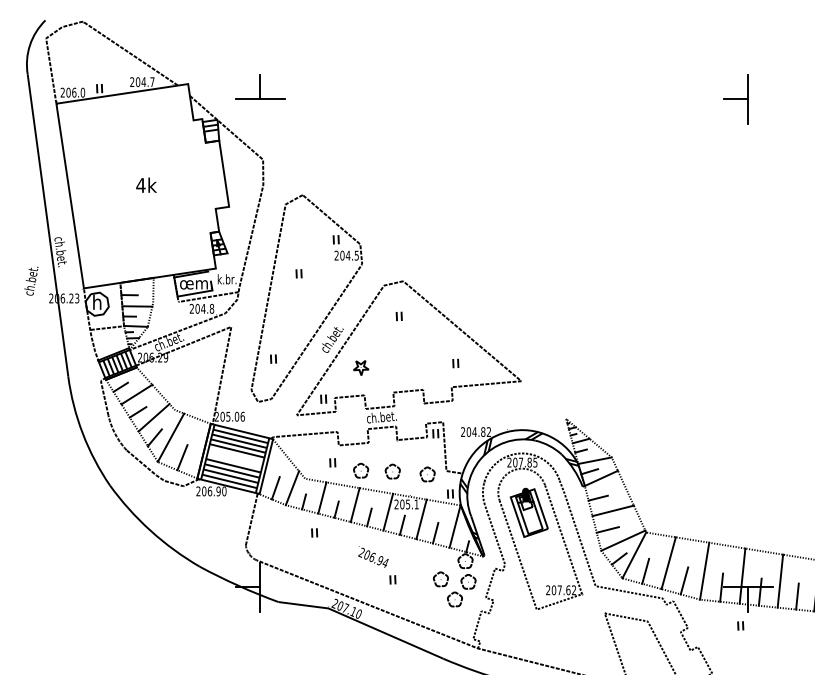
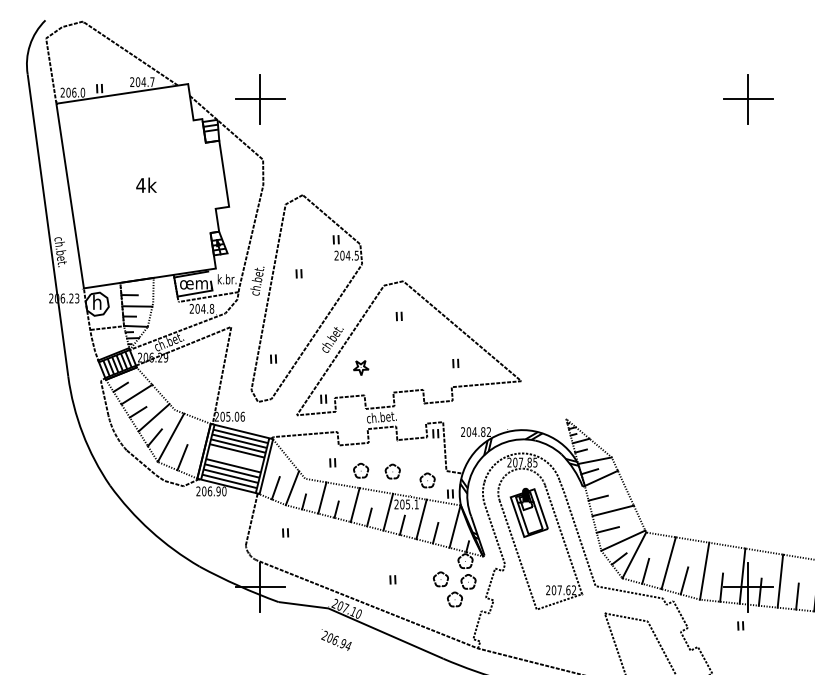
line: none -> present (760, 99)
line: none -> present (260, 111)
text position: (31, 280) -> (257, 280) (257, 280)
part position: (427, 474) -> (427, 480) (427, 480)
part position: (314, 532) -> (285, 532) (285, 532)
text position: (373, 556) -> (336, 639) (336, 639)
line: none -> present (748, 574)
line: none -> present (272, 587)
